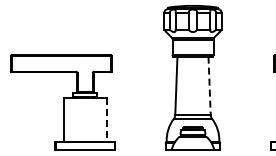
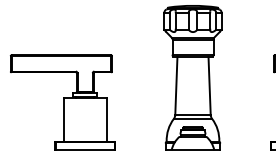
line: dashed -> solid (209, 86)
line: dashed -> solid (106, 120)
